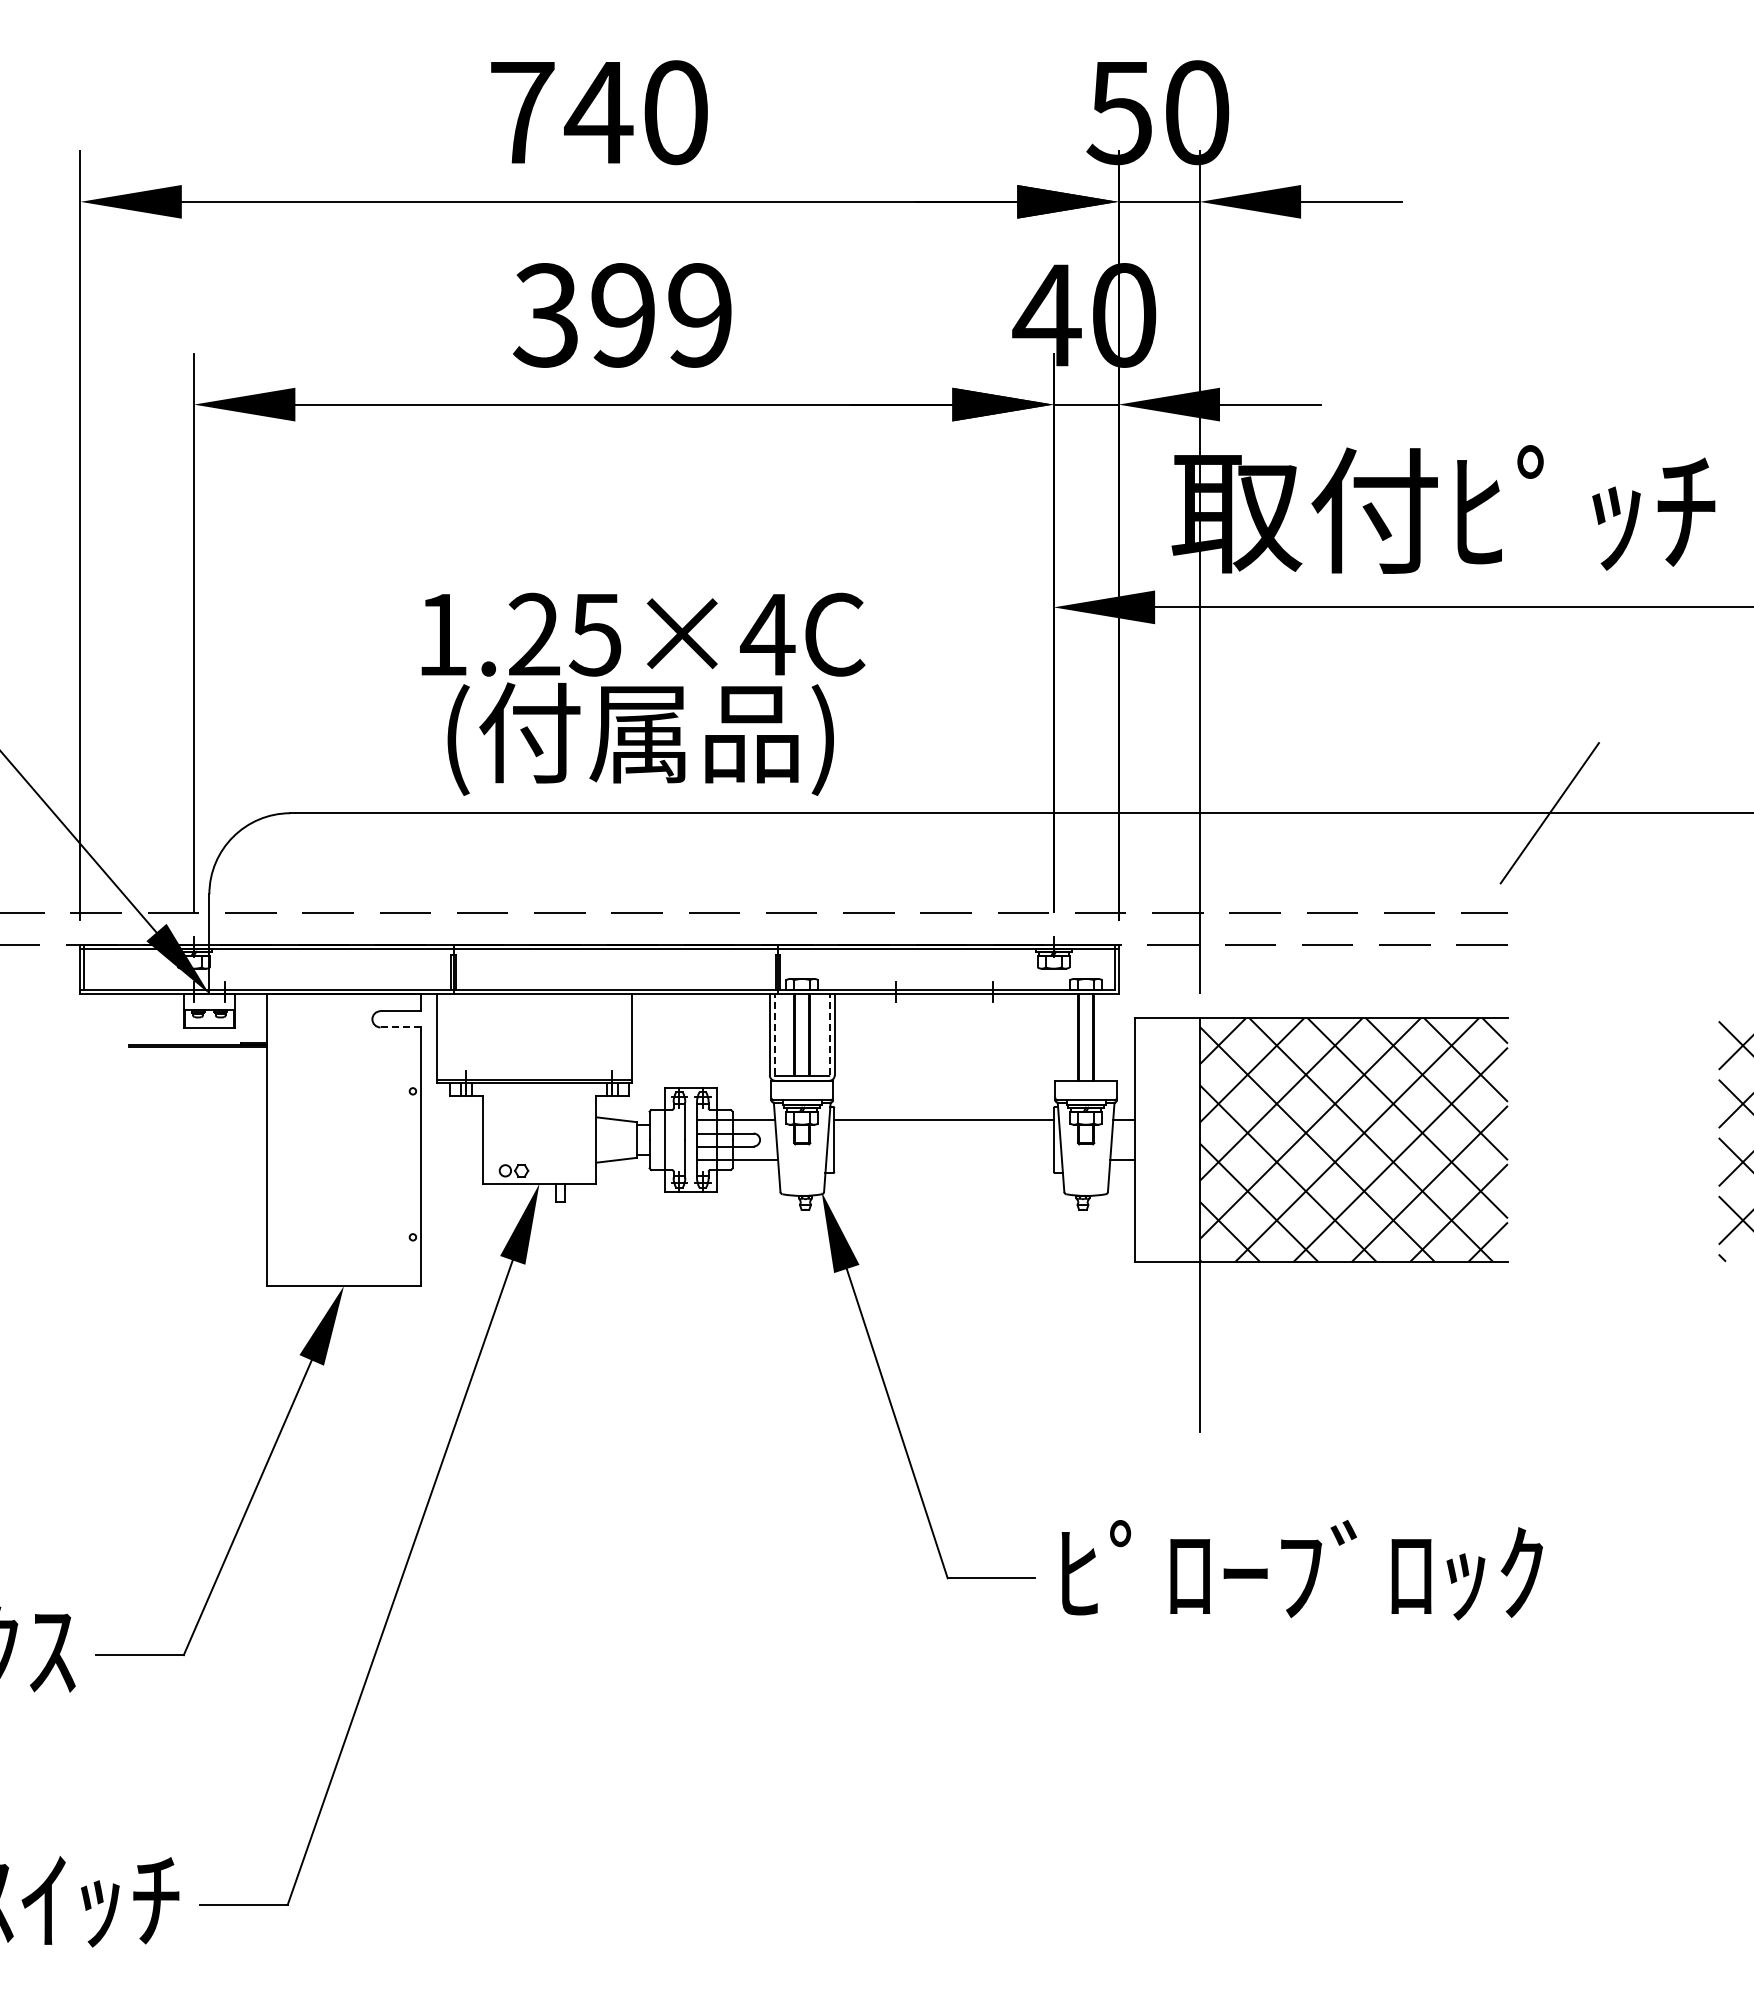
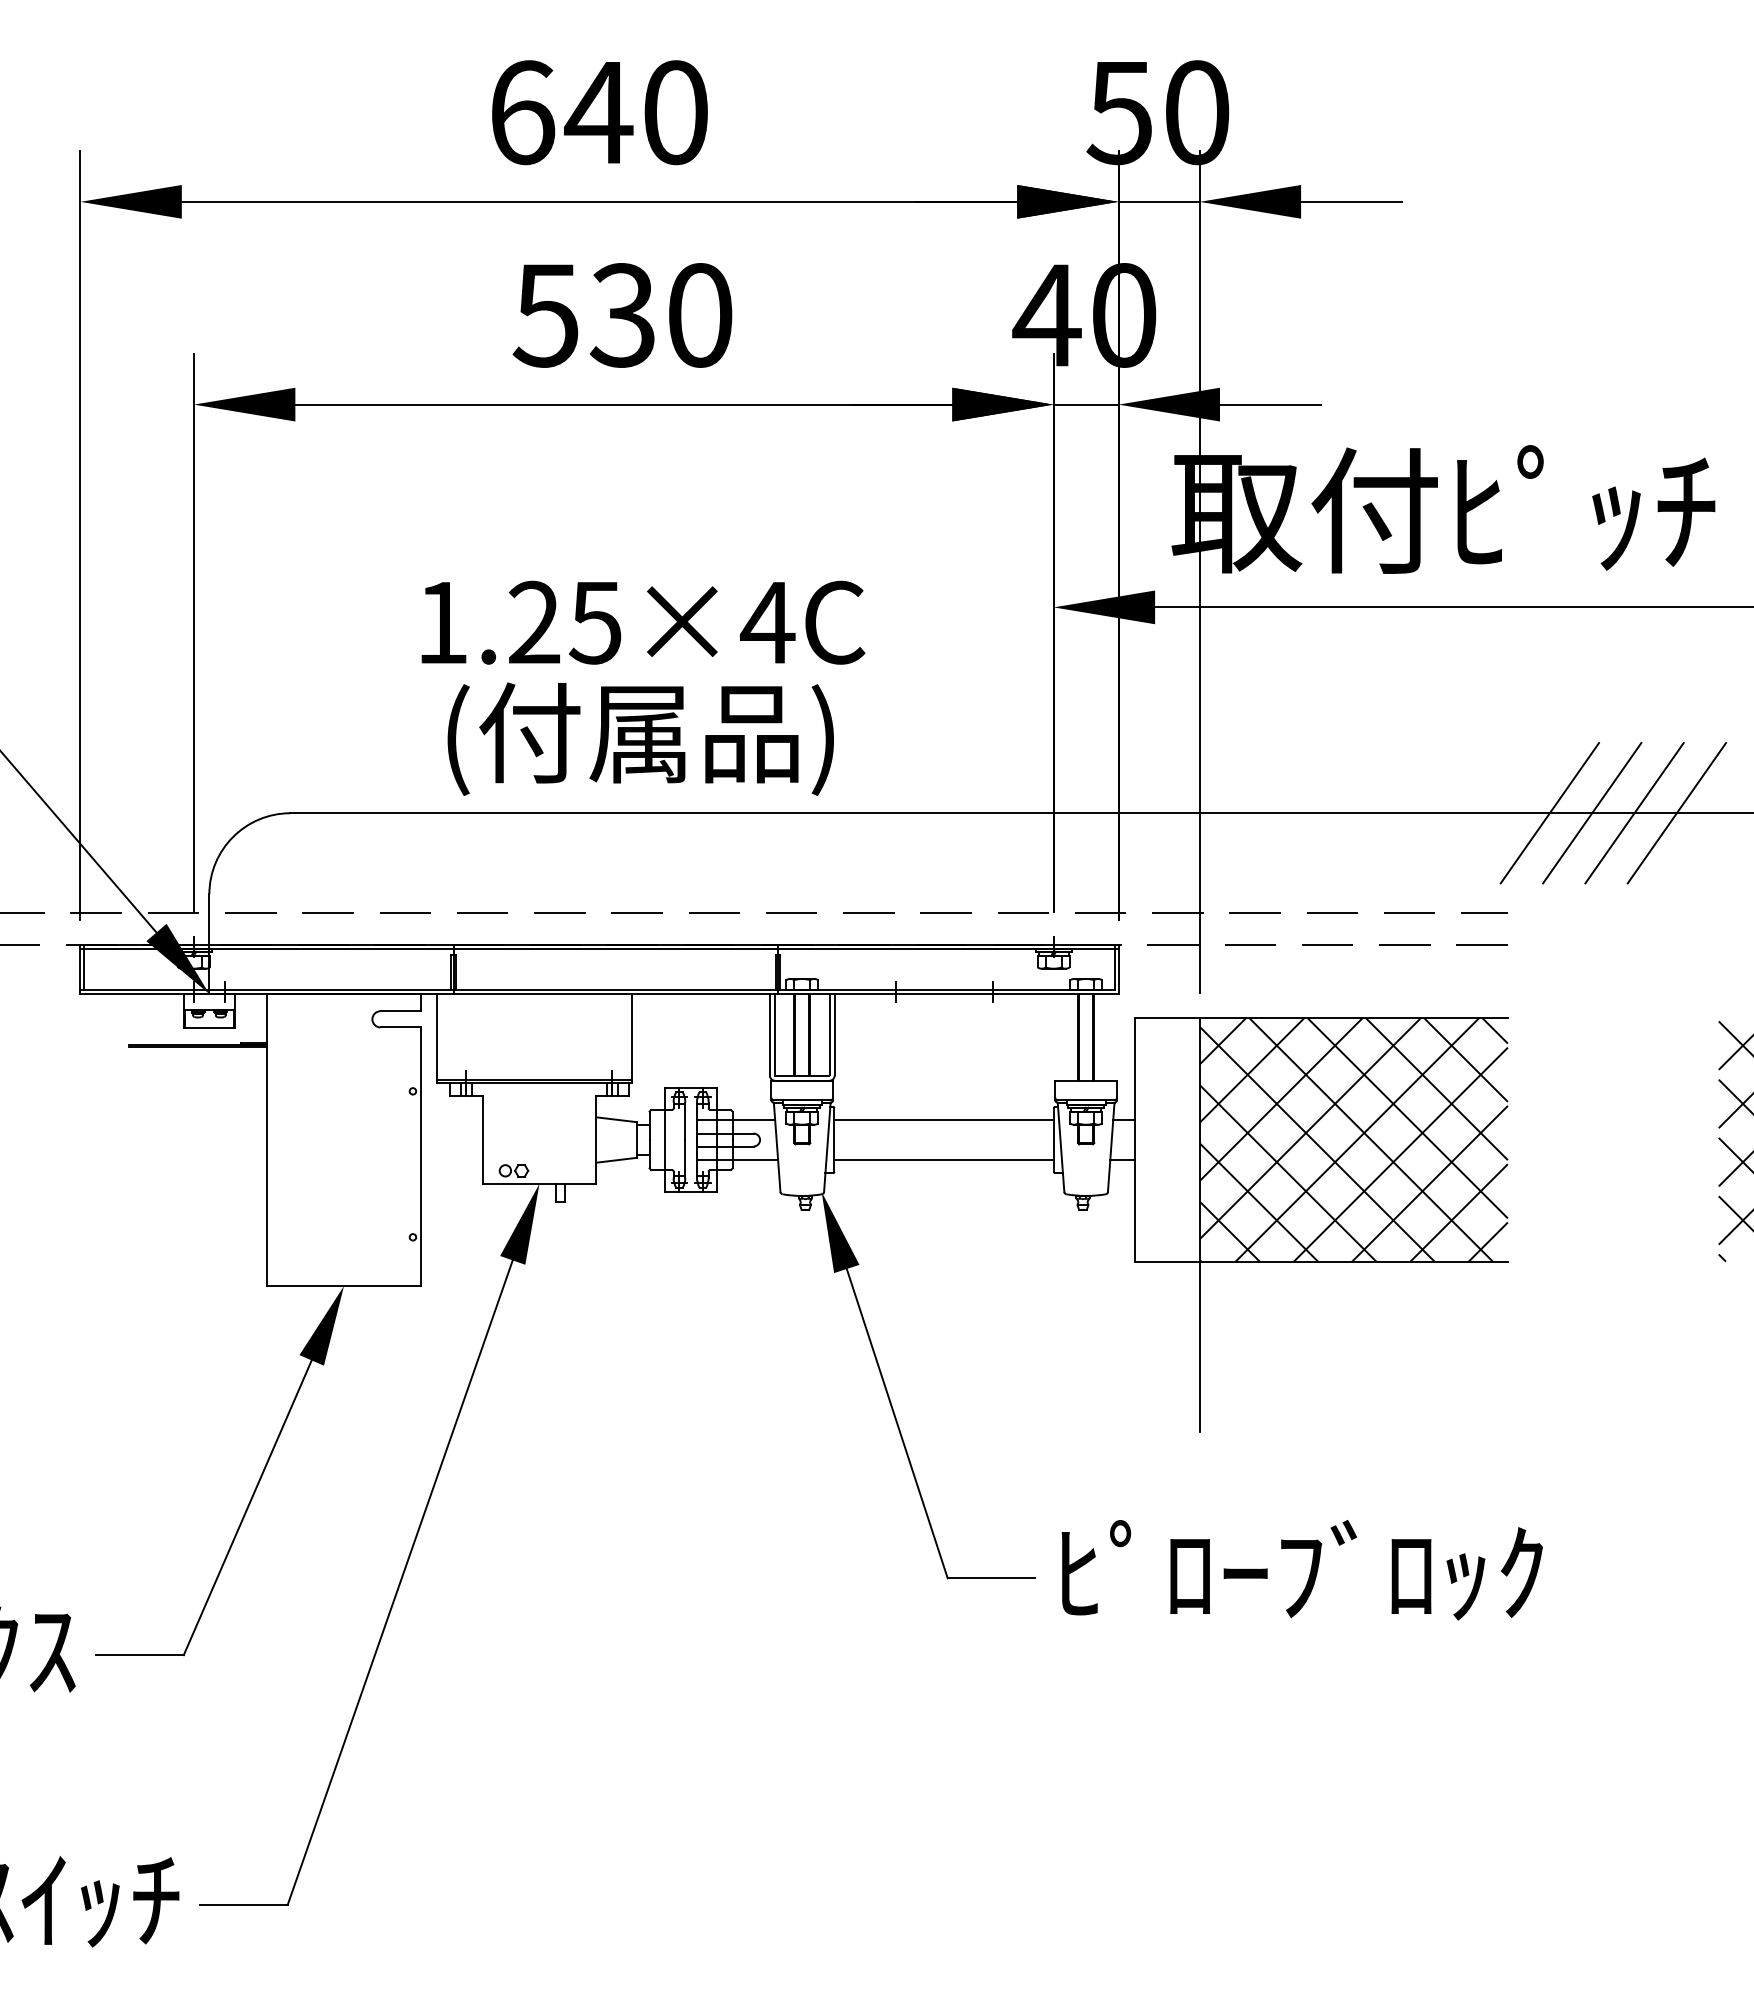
text: 740 -> 640 (523, 112)
text: 399 -> 530 (622, 315)
text position: (643, 634) -> (643, 622) (643, 622)
line: none -> present (1592, 813)
line: none -> present (1634, 813)
line: none -> present (1676, 813)
line: dashed -> solid (400, 1027)
line: dashed -> solid (775, 1034)
line: dashed -> solid (829, 1034)
line: none -> present (944, 1160)
